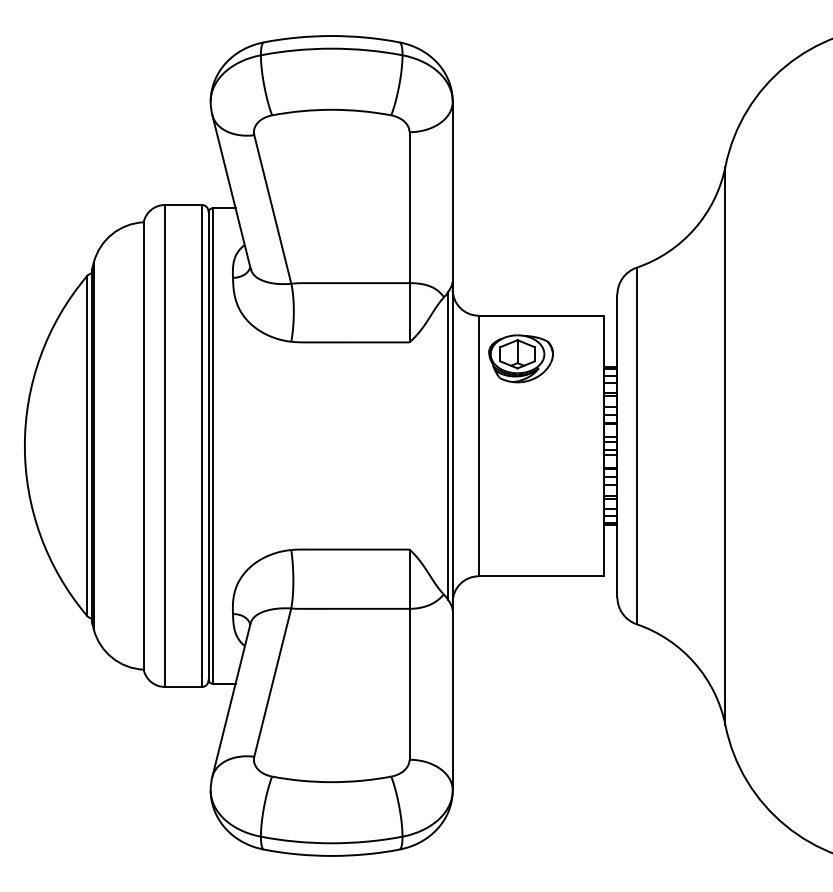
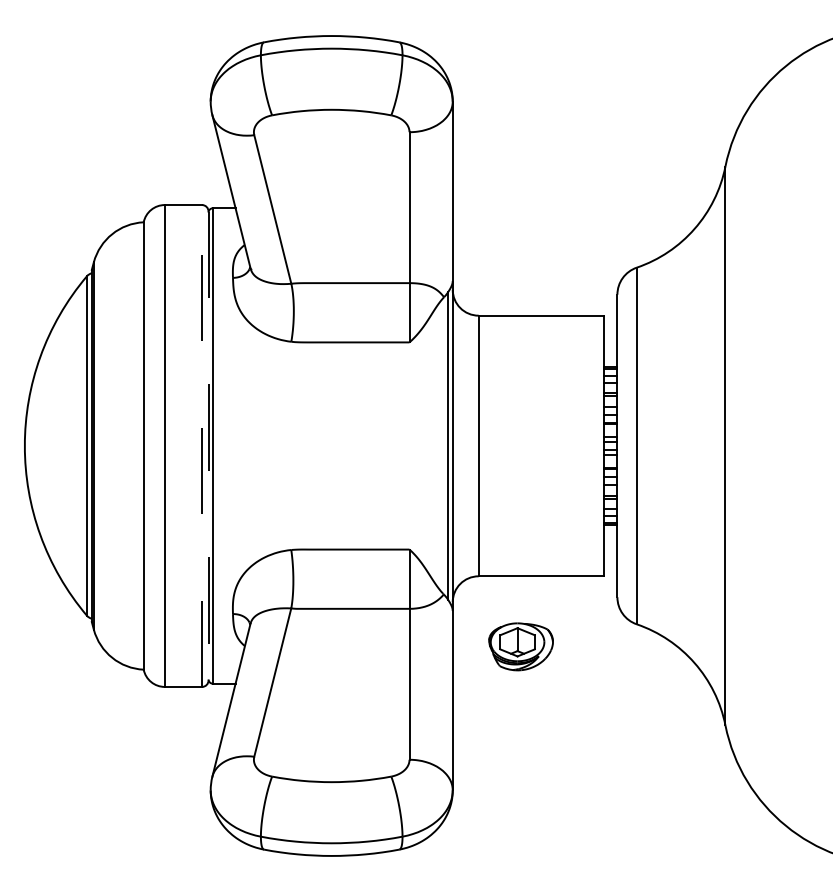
part position: (520, 358) -> (520, 646) (520, 646)
line: solid -> dashed (202, 446)
line: solid -> dashed (208, 446)
